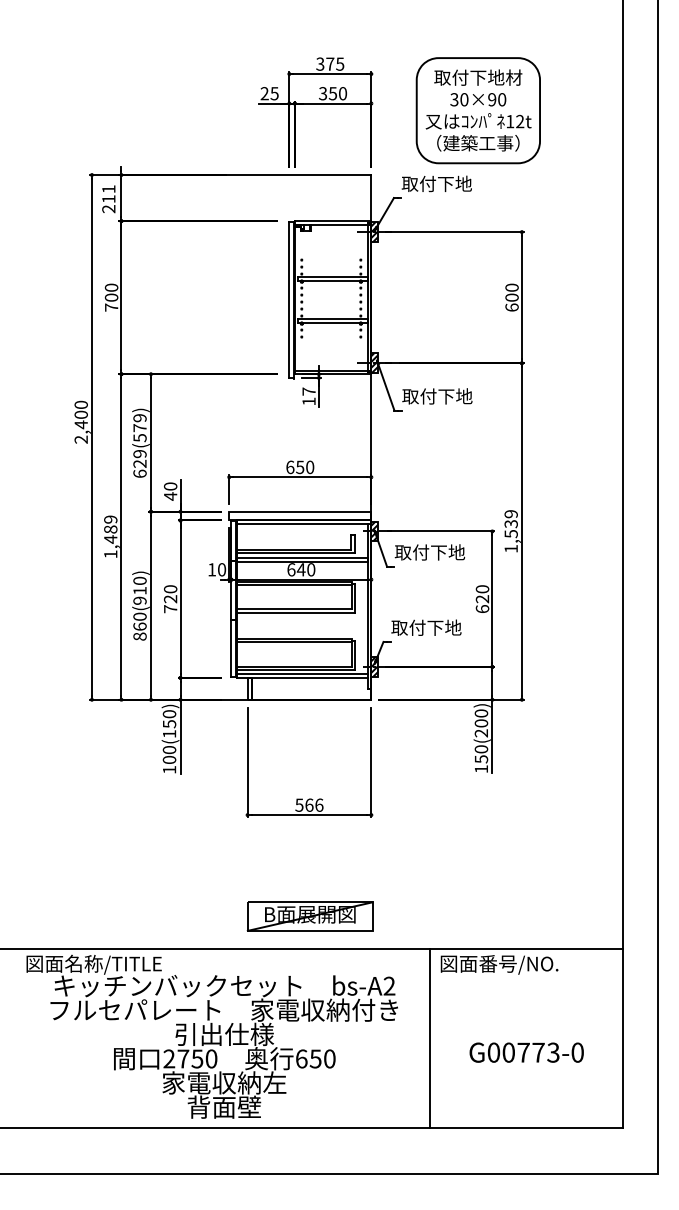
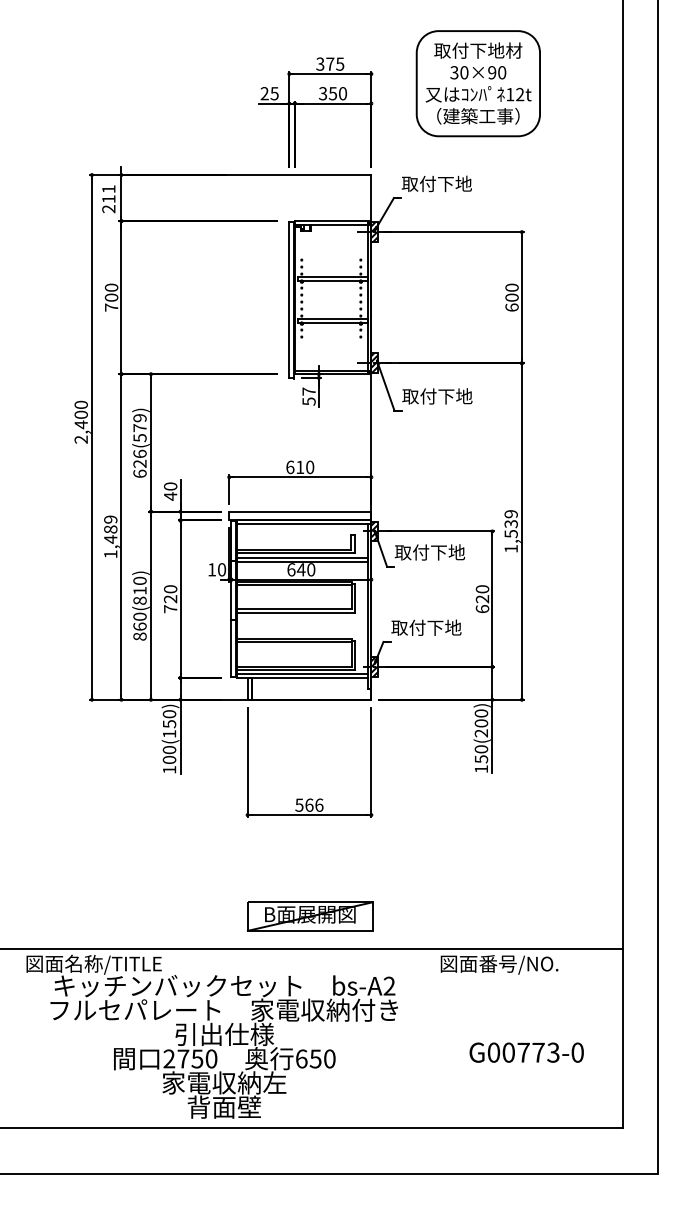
part position: (477, 110) -> (477, 83) (477, 83)
text: 17 -> 57 (308, 401)
text: 629(579) -> 626(579) (139, 453)
text: 650 -> 610 (300, 467)
text: 860(910) -> 860(810) (139, 600)
line: present -> none (430, 1038)
